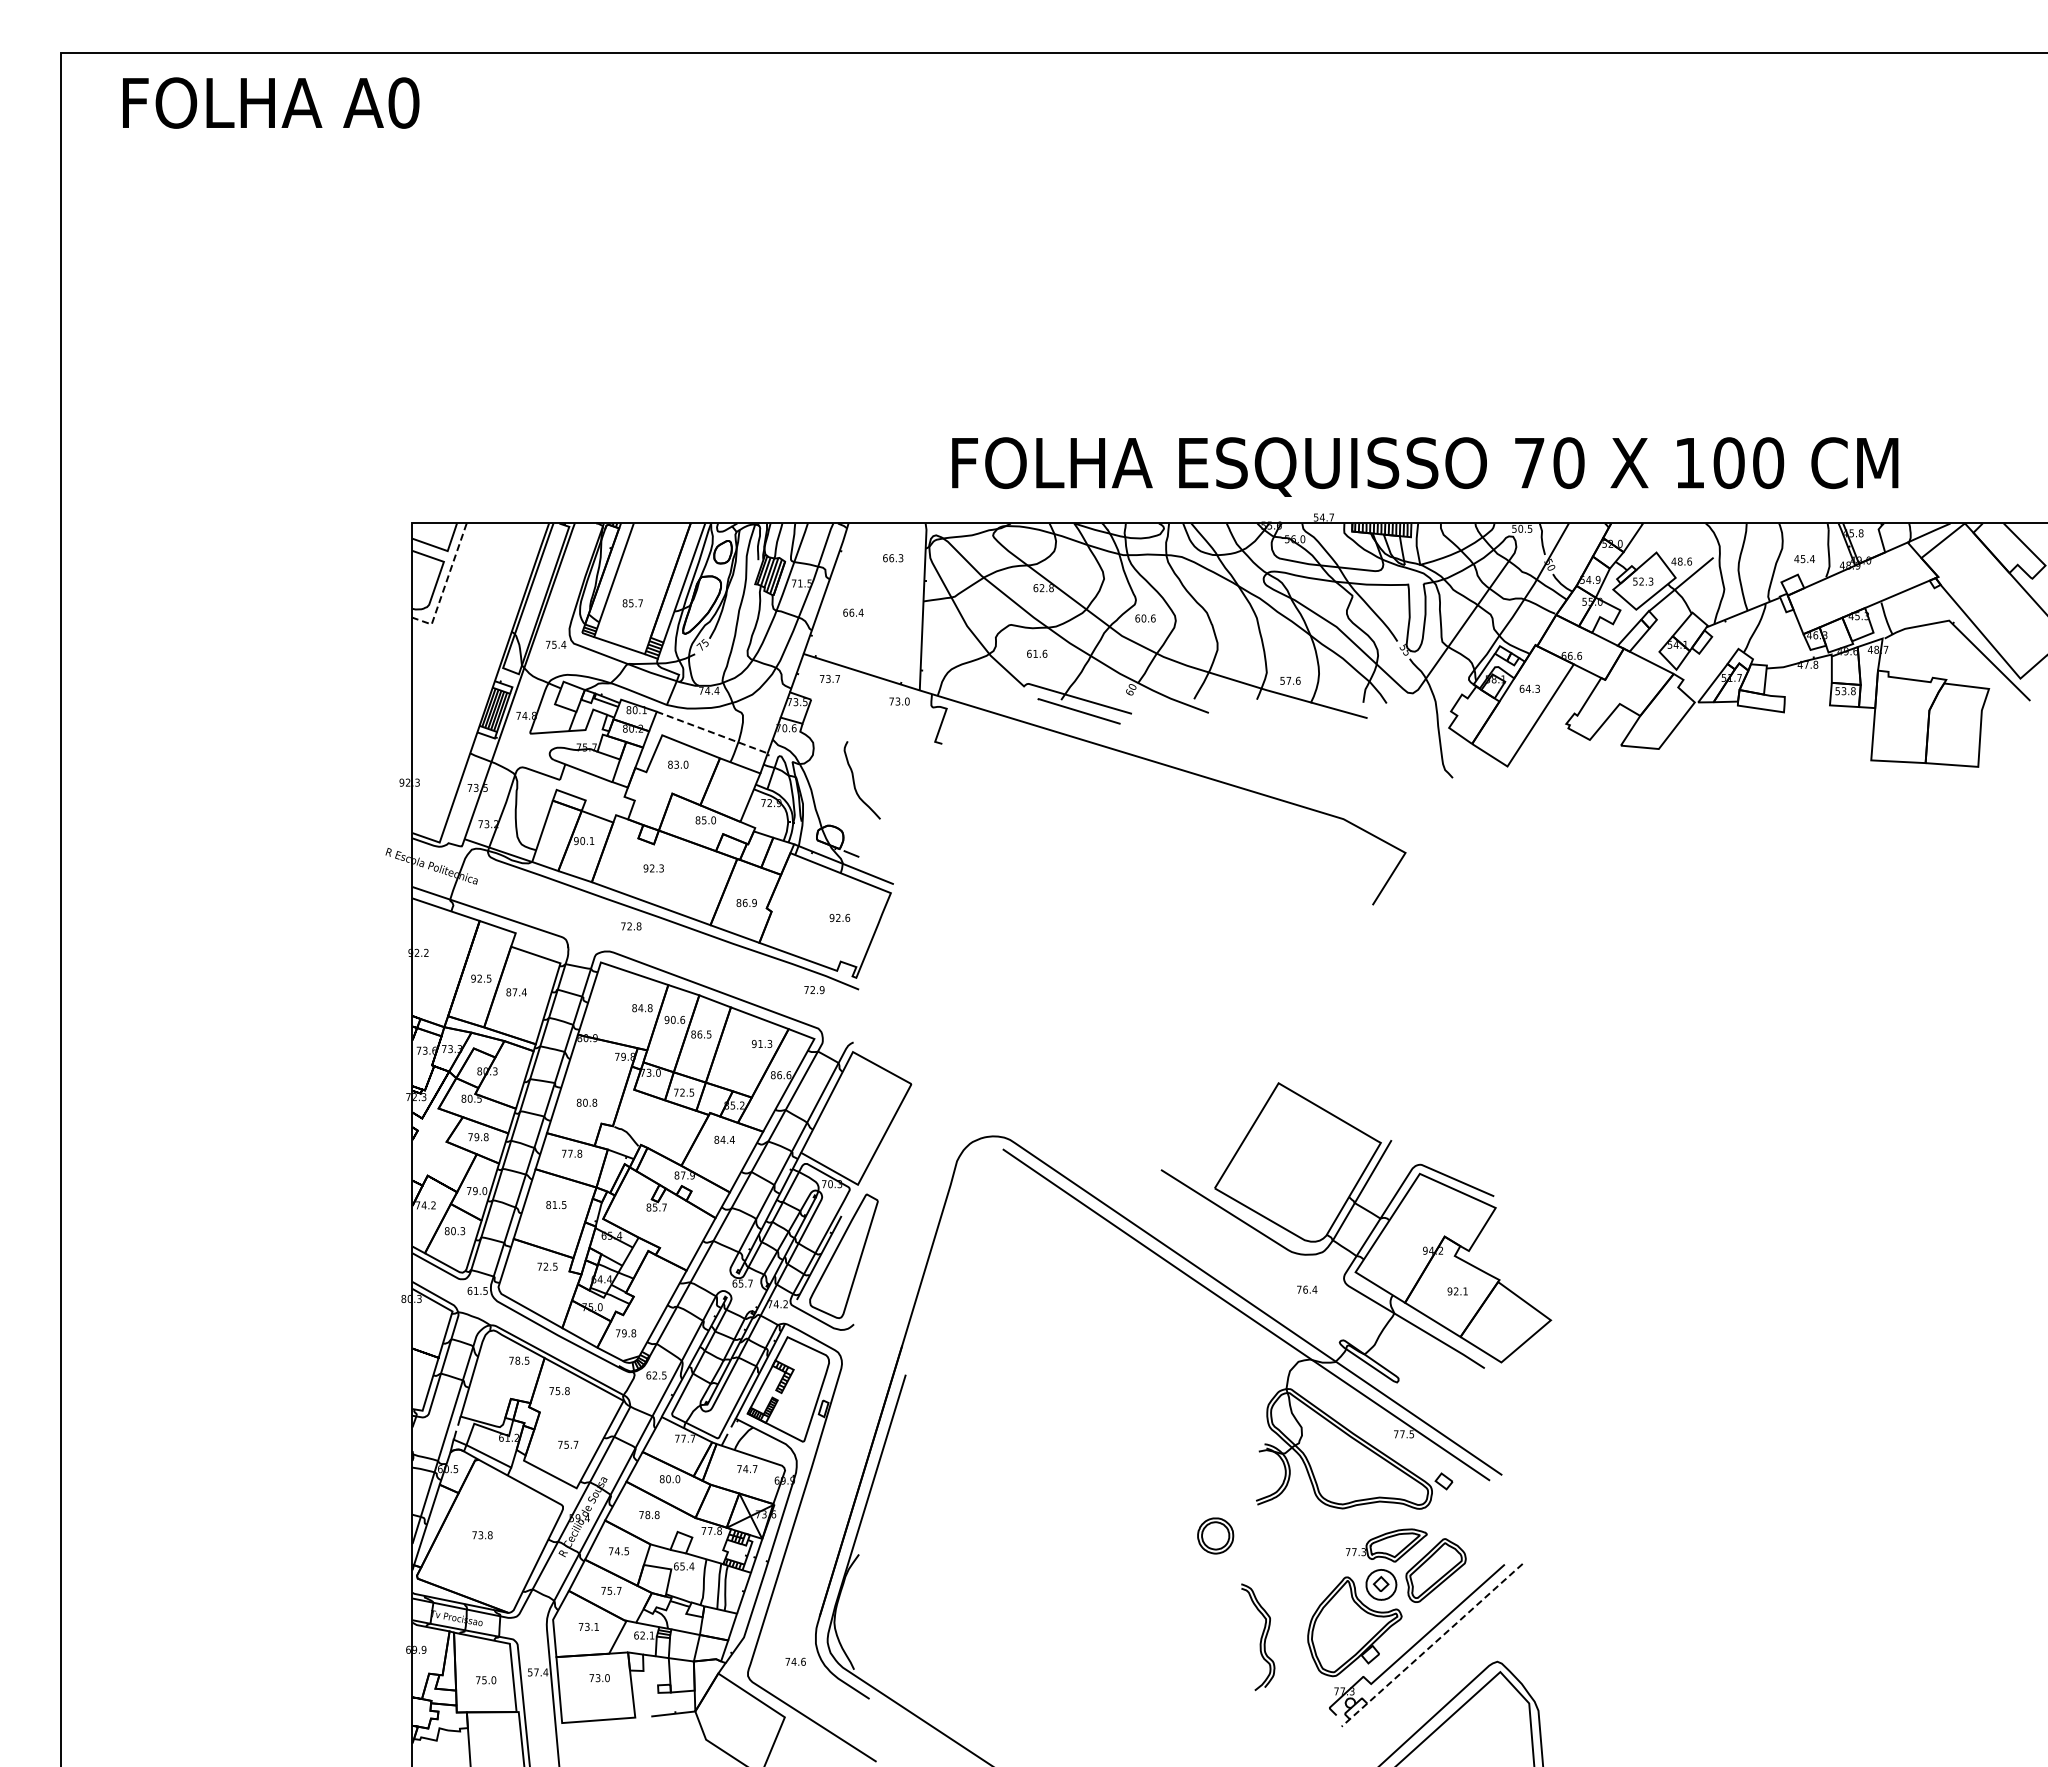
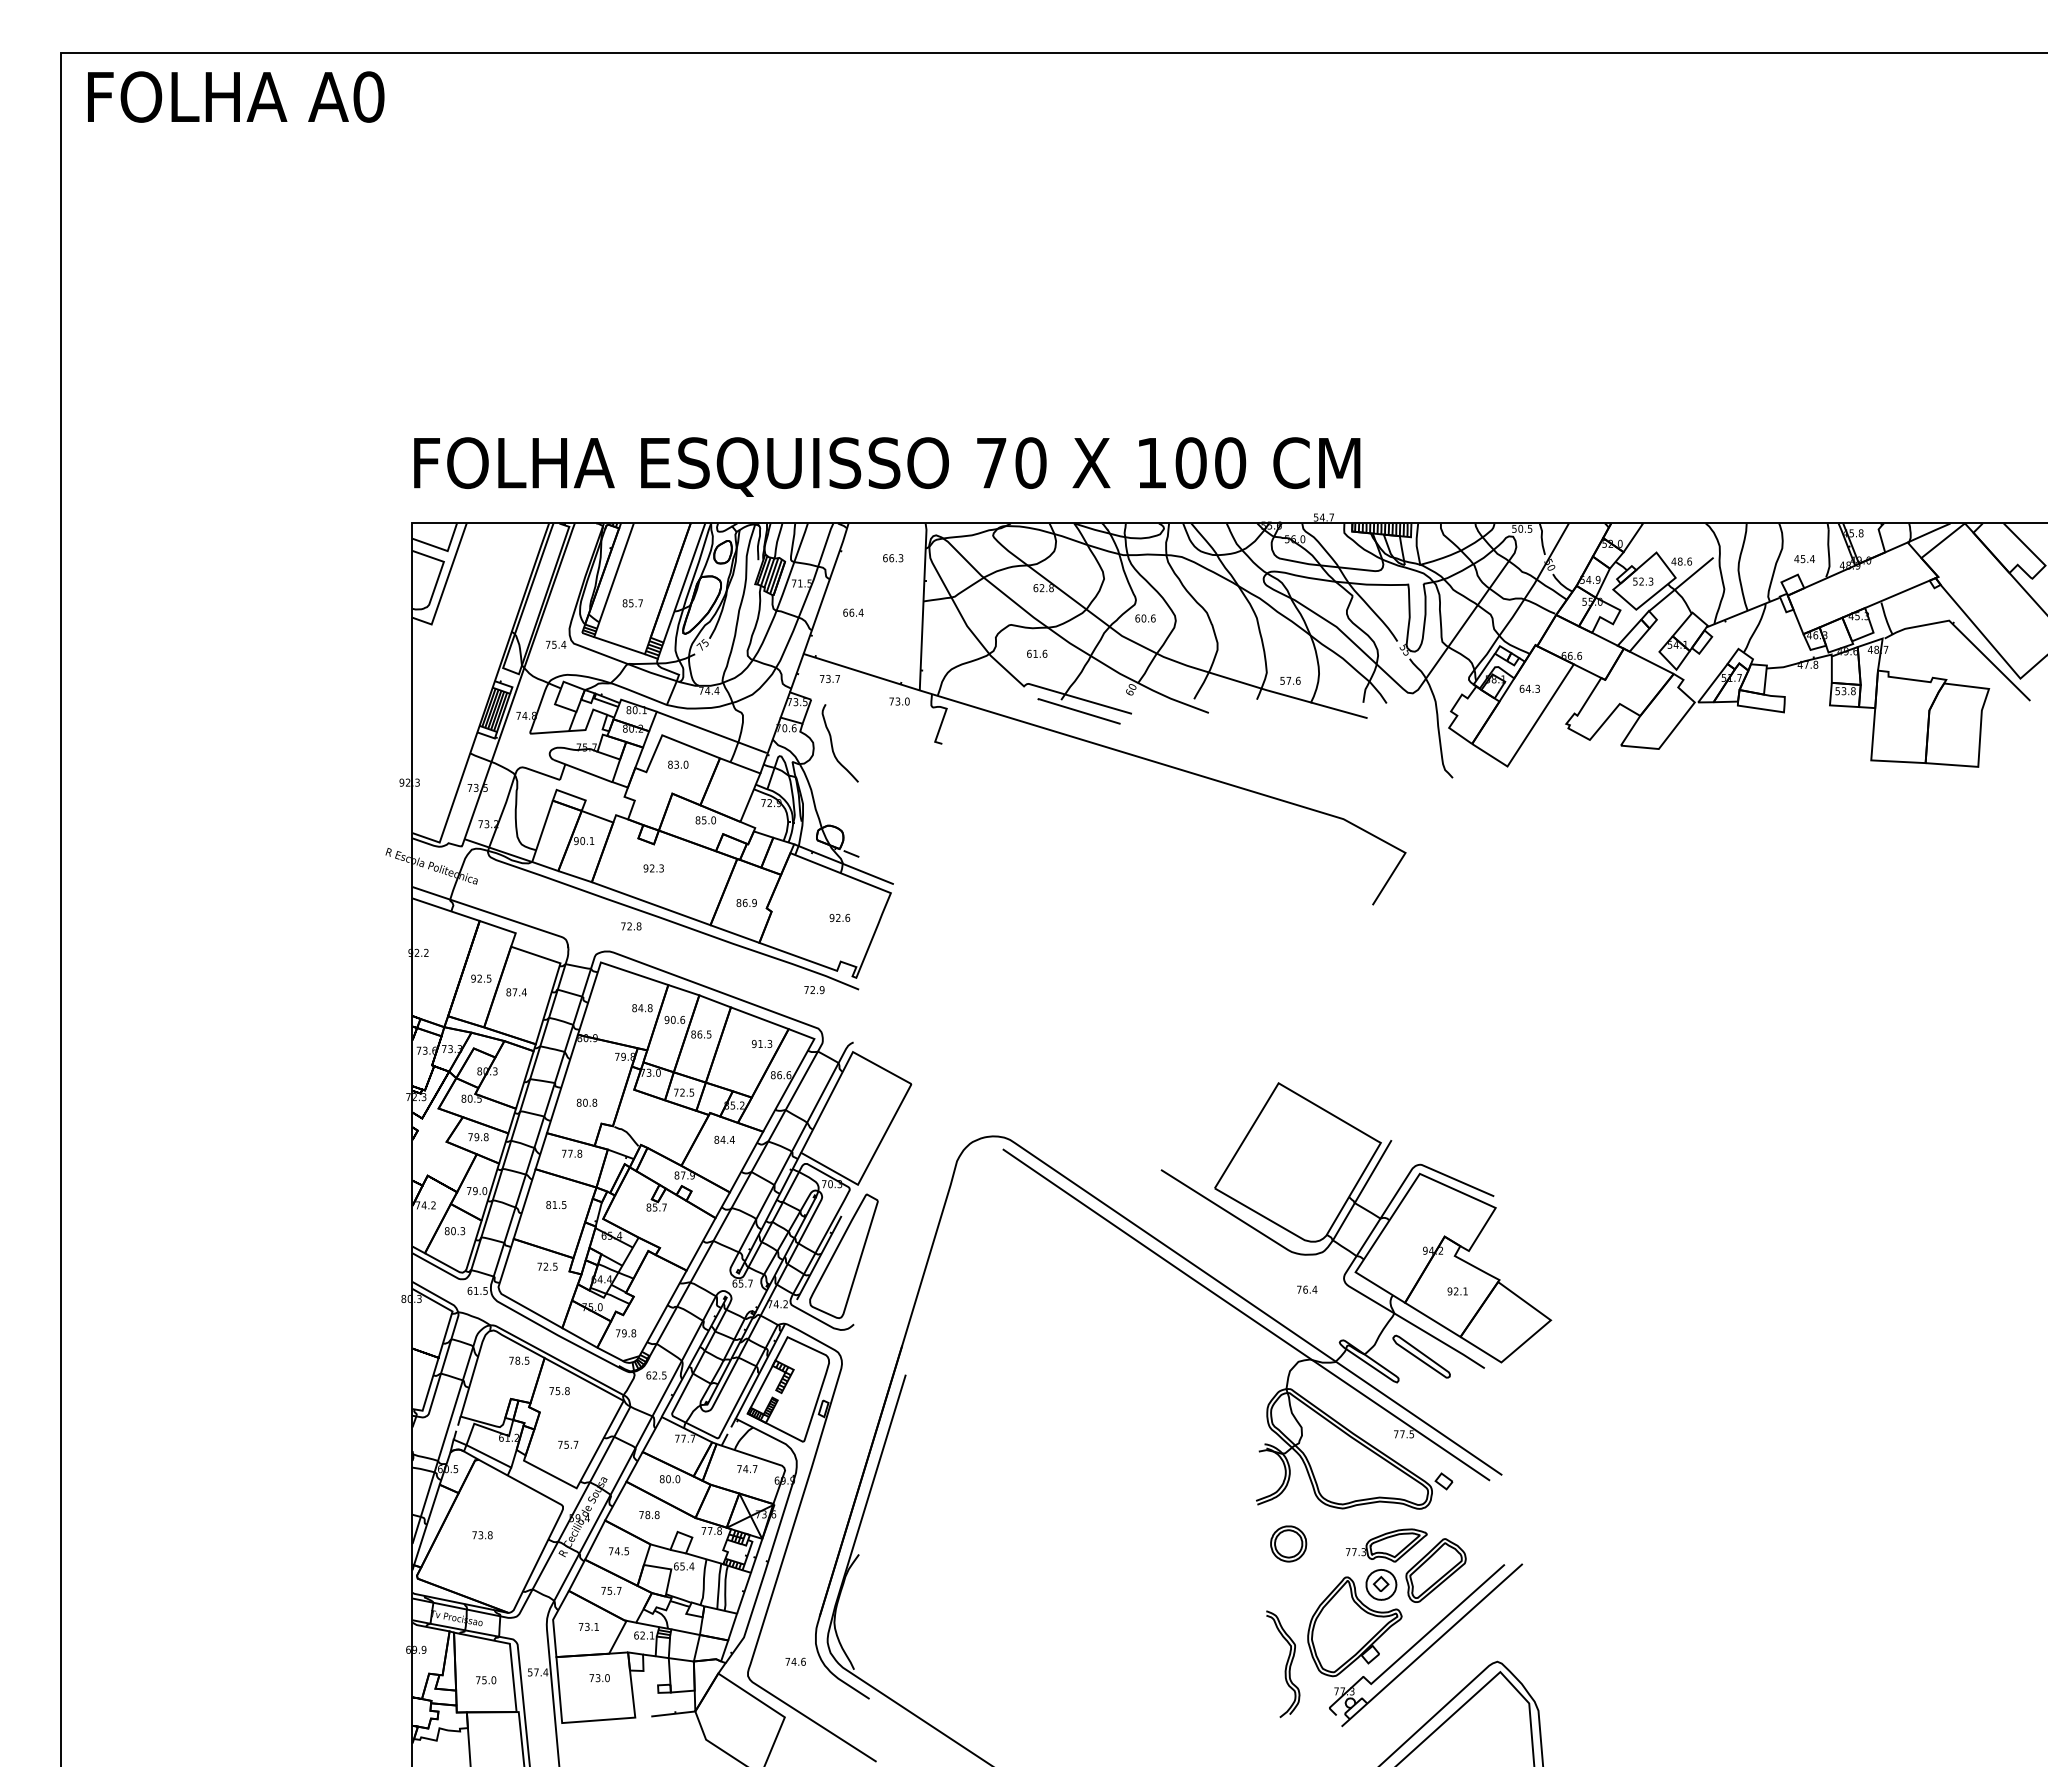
text position: (271, 102) -> (236, 96) (236, 96)
text position: (1425, 466) -> (887, 466) (887, 466)
line: dashed -> solid (445, 584)
line: dashed -> solid (711, 732)
curve position: (854, 780) -> (832, 743) (832, 743)
part: none -> present (1421, 1356)
part position: (1215, 1535) -> (1288, 1543) (1288, 1543)
part position: (1258, 1637) -> (1283, 1664) (1283, 1664)
line: dashed -> solid (1432, 1645)
